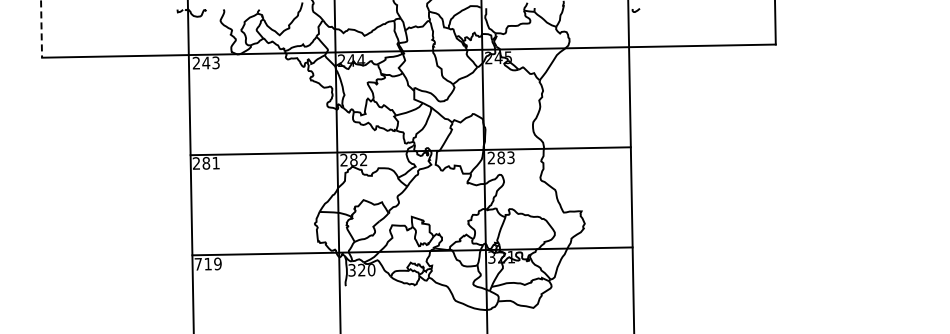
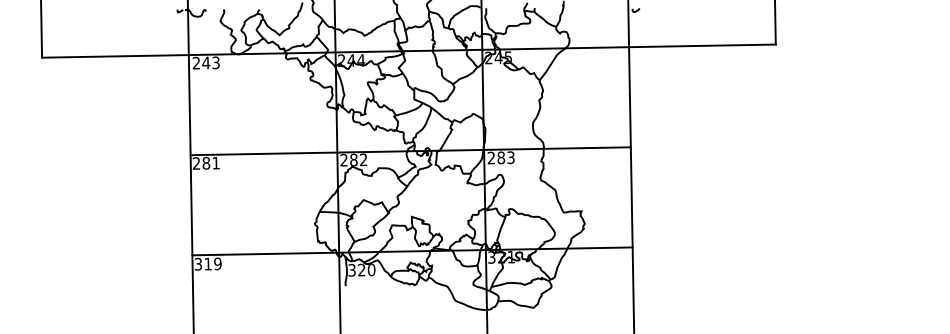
line: dashed -> solid (41, 29)
text: 719 -> 319 (197, 263)
